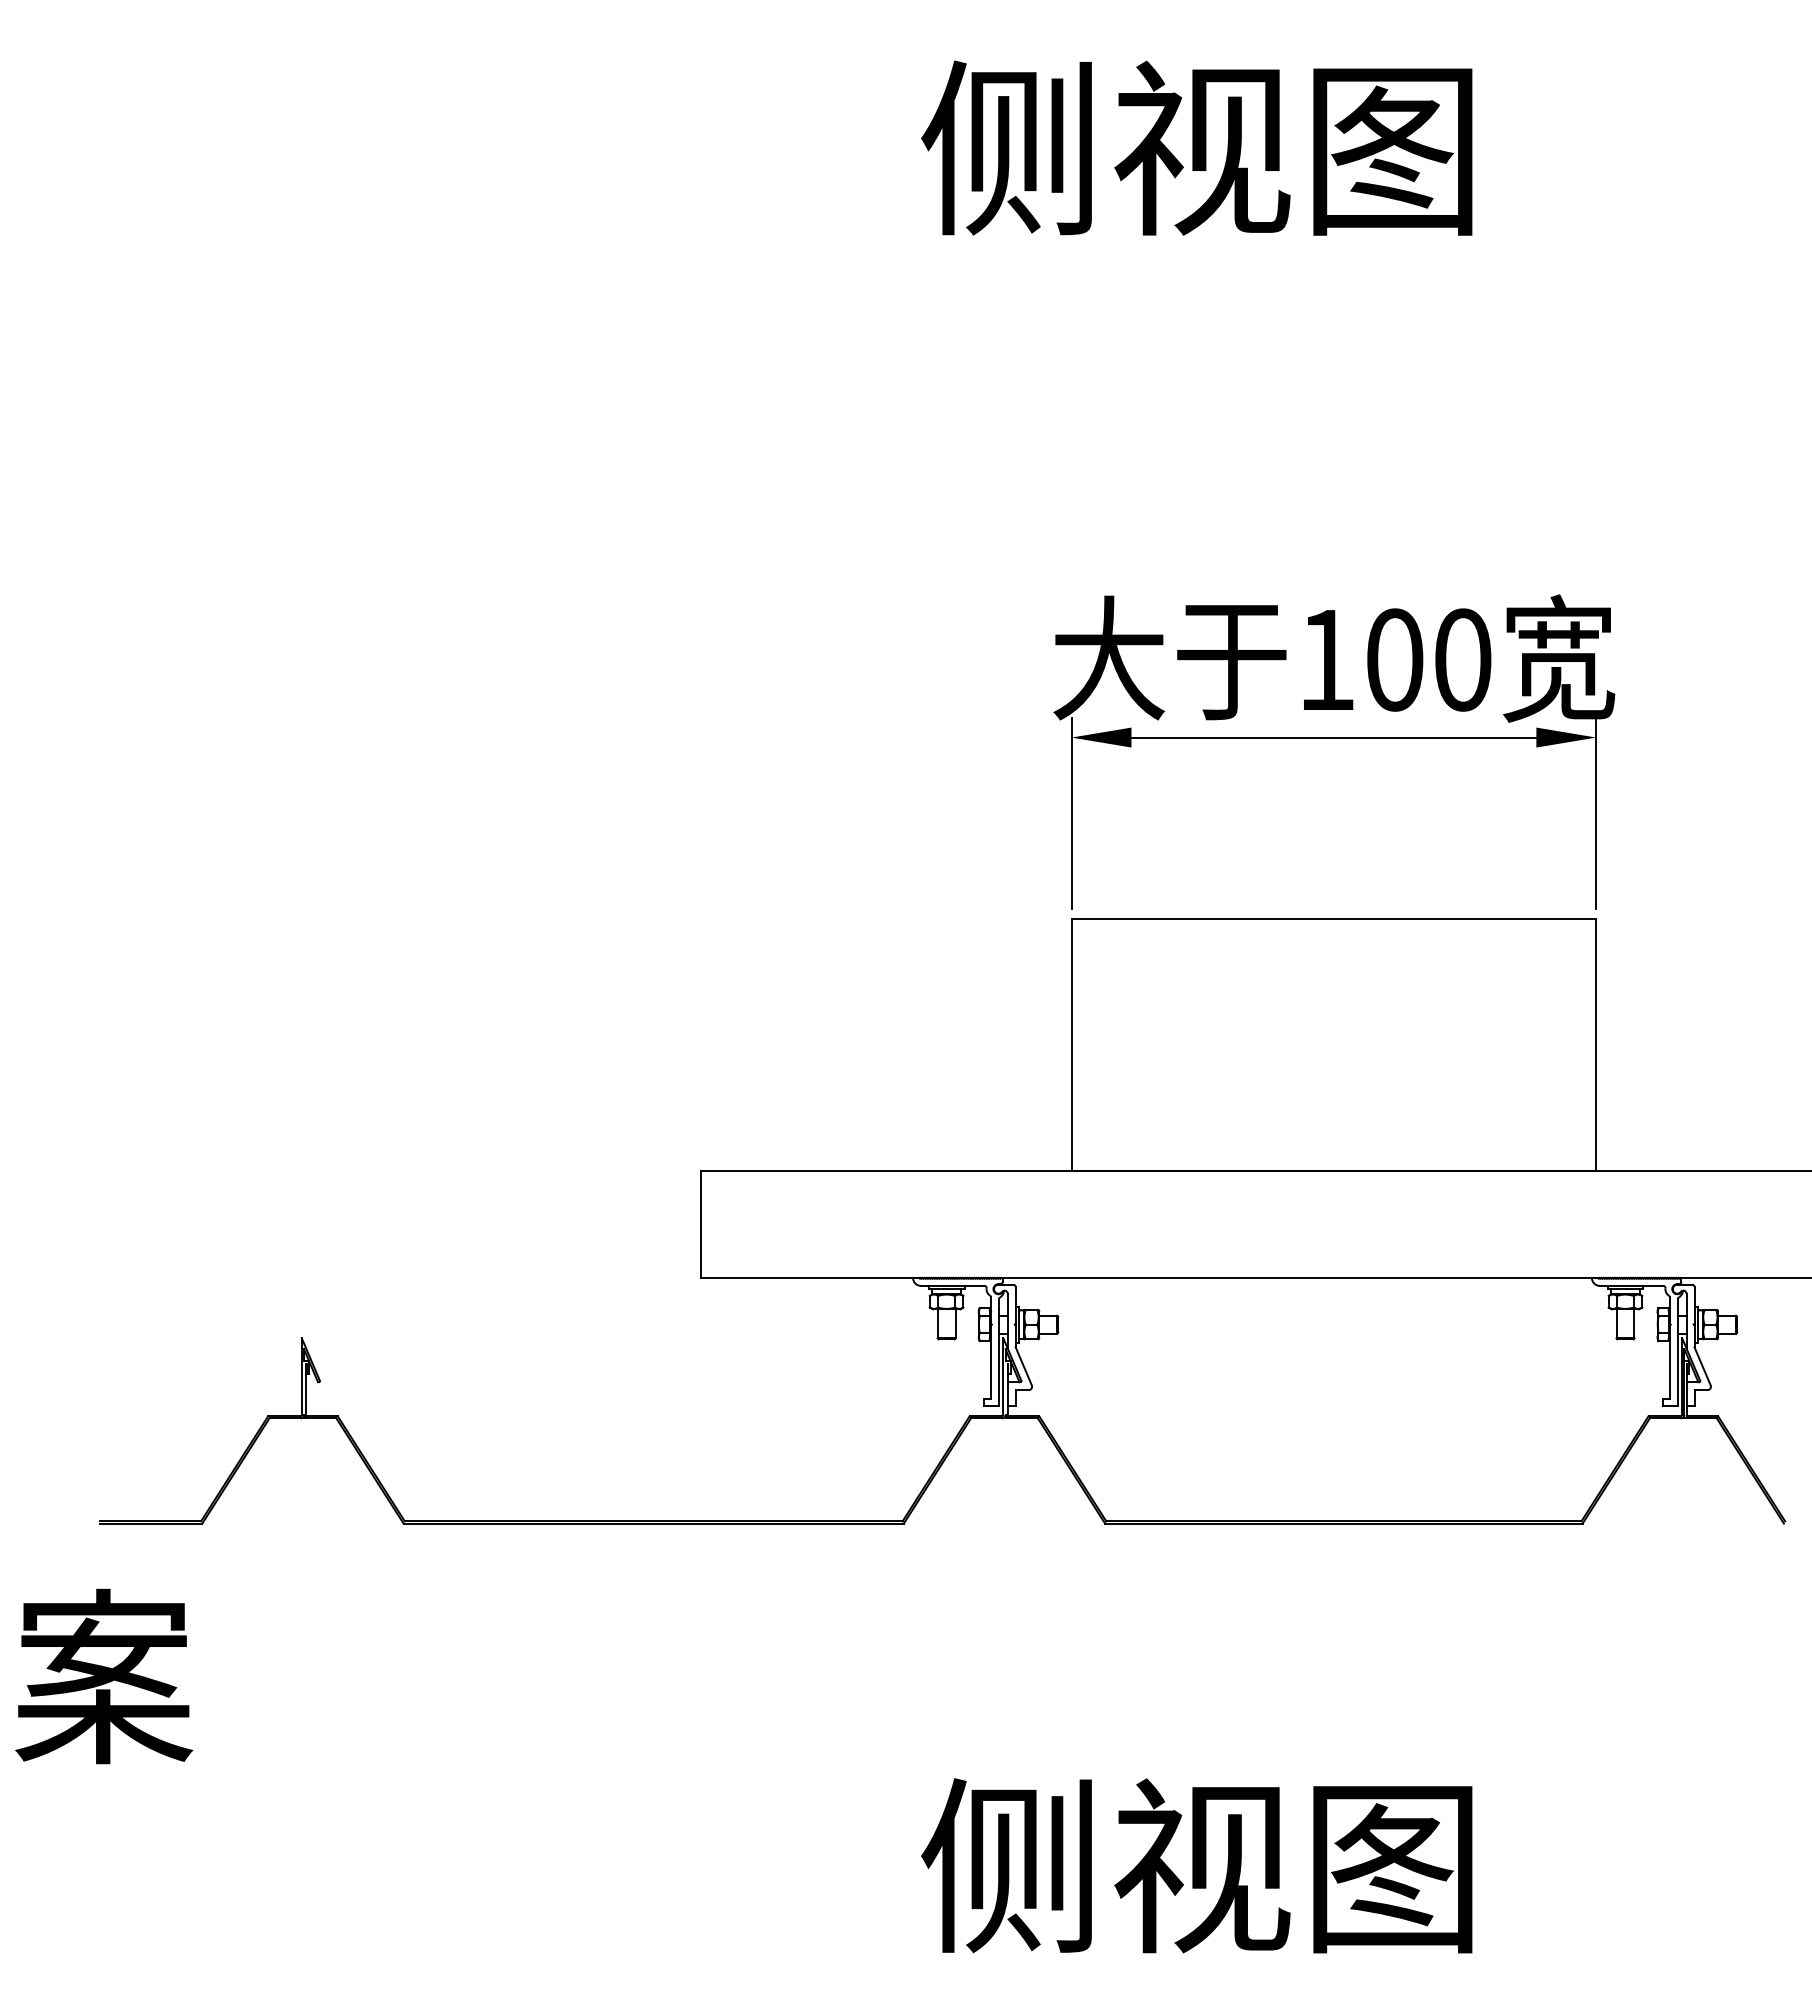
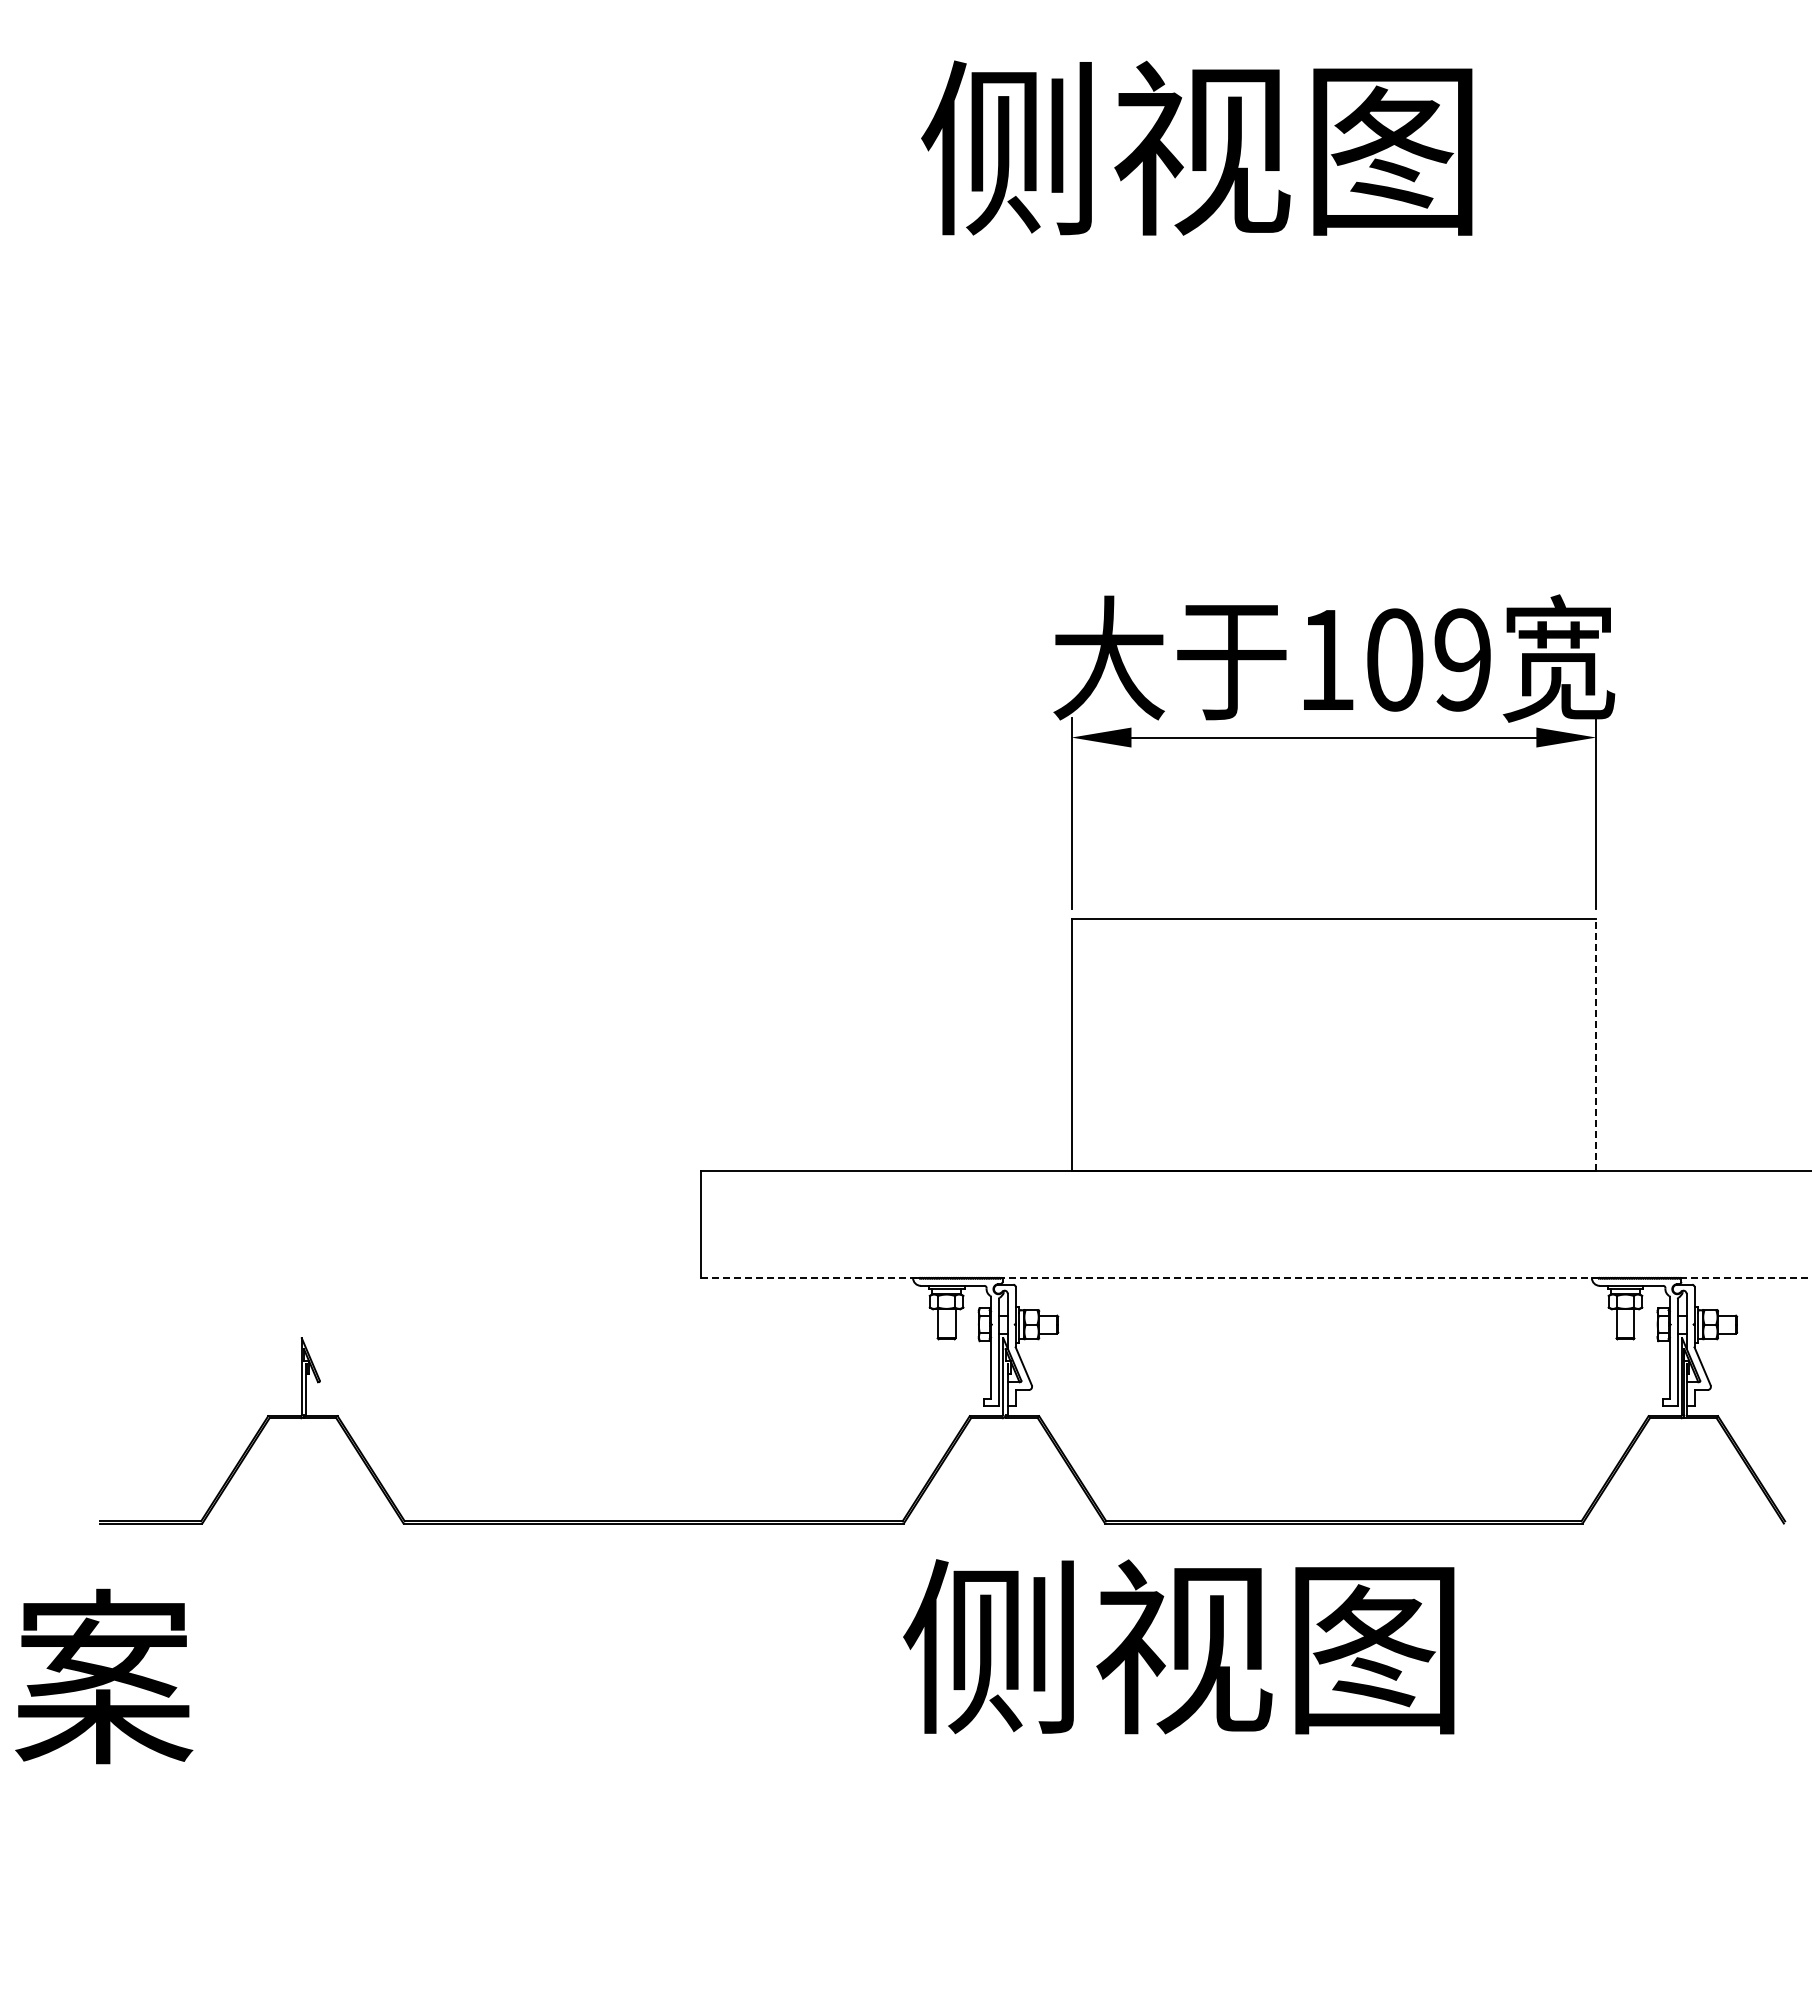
text: 100 -> 109 (1462, 659)
line: solid -> dashed (1596, 1044)
line: solid -> dashed (1256, 1278)
text position: (1196, 1865) -> (1178, 1646) (1178, 1646)
